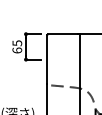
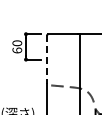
text: 65 -> 60 (17, 43)
line: solid -> dashed (47, 60)
